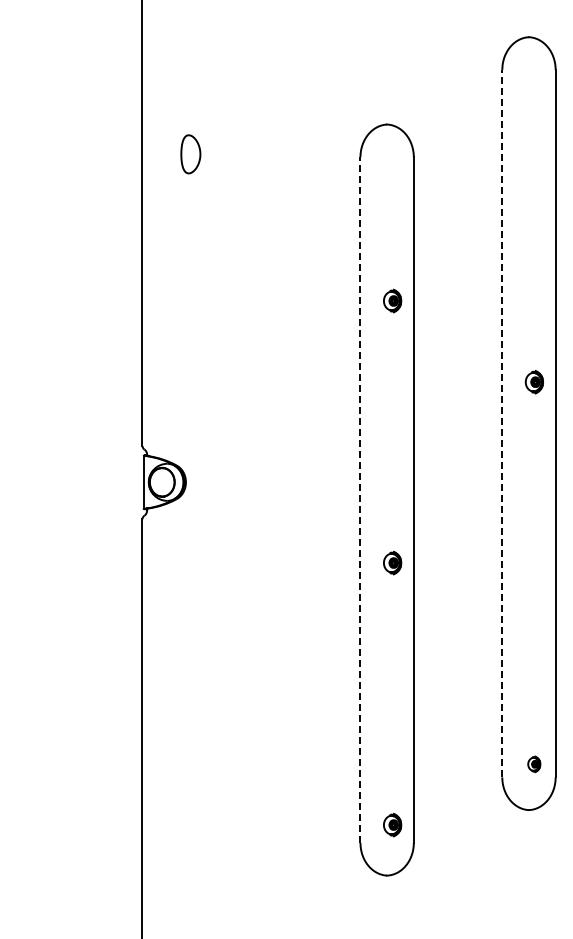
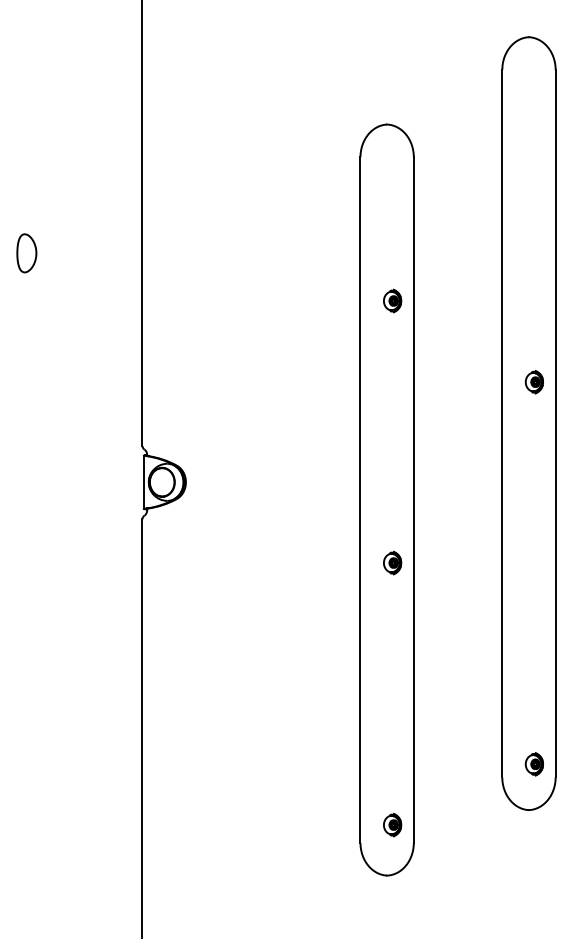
part position: (190, 154) -> (26, 253) (26, 253)
line: dashed -> solid (502, 423)
line: dashed -> solid (360, 500)
part size: 15x19 px -> 20x25 px (533, 764)
